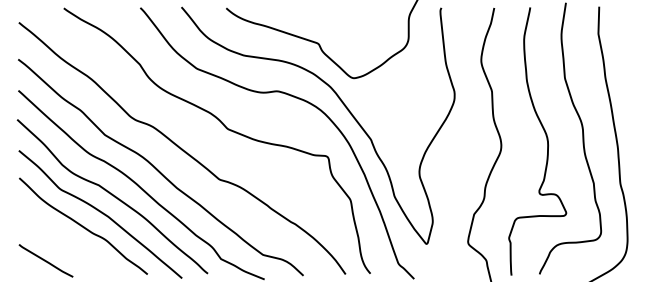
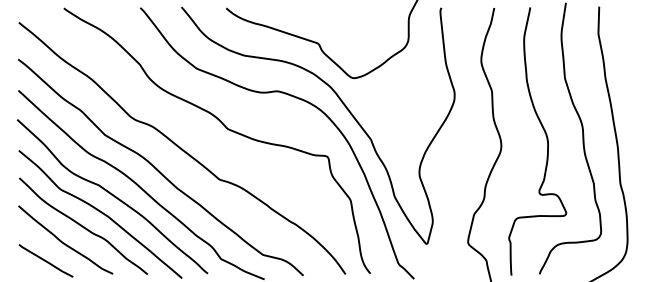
curve: none -> present (64, 242)
